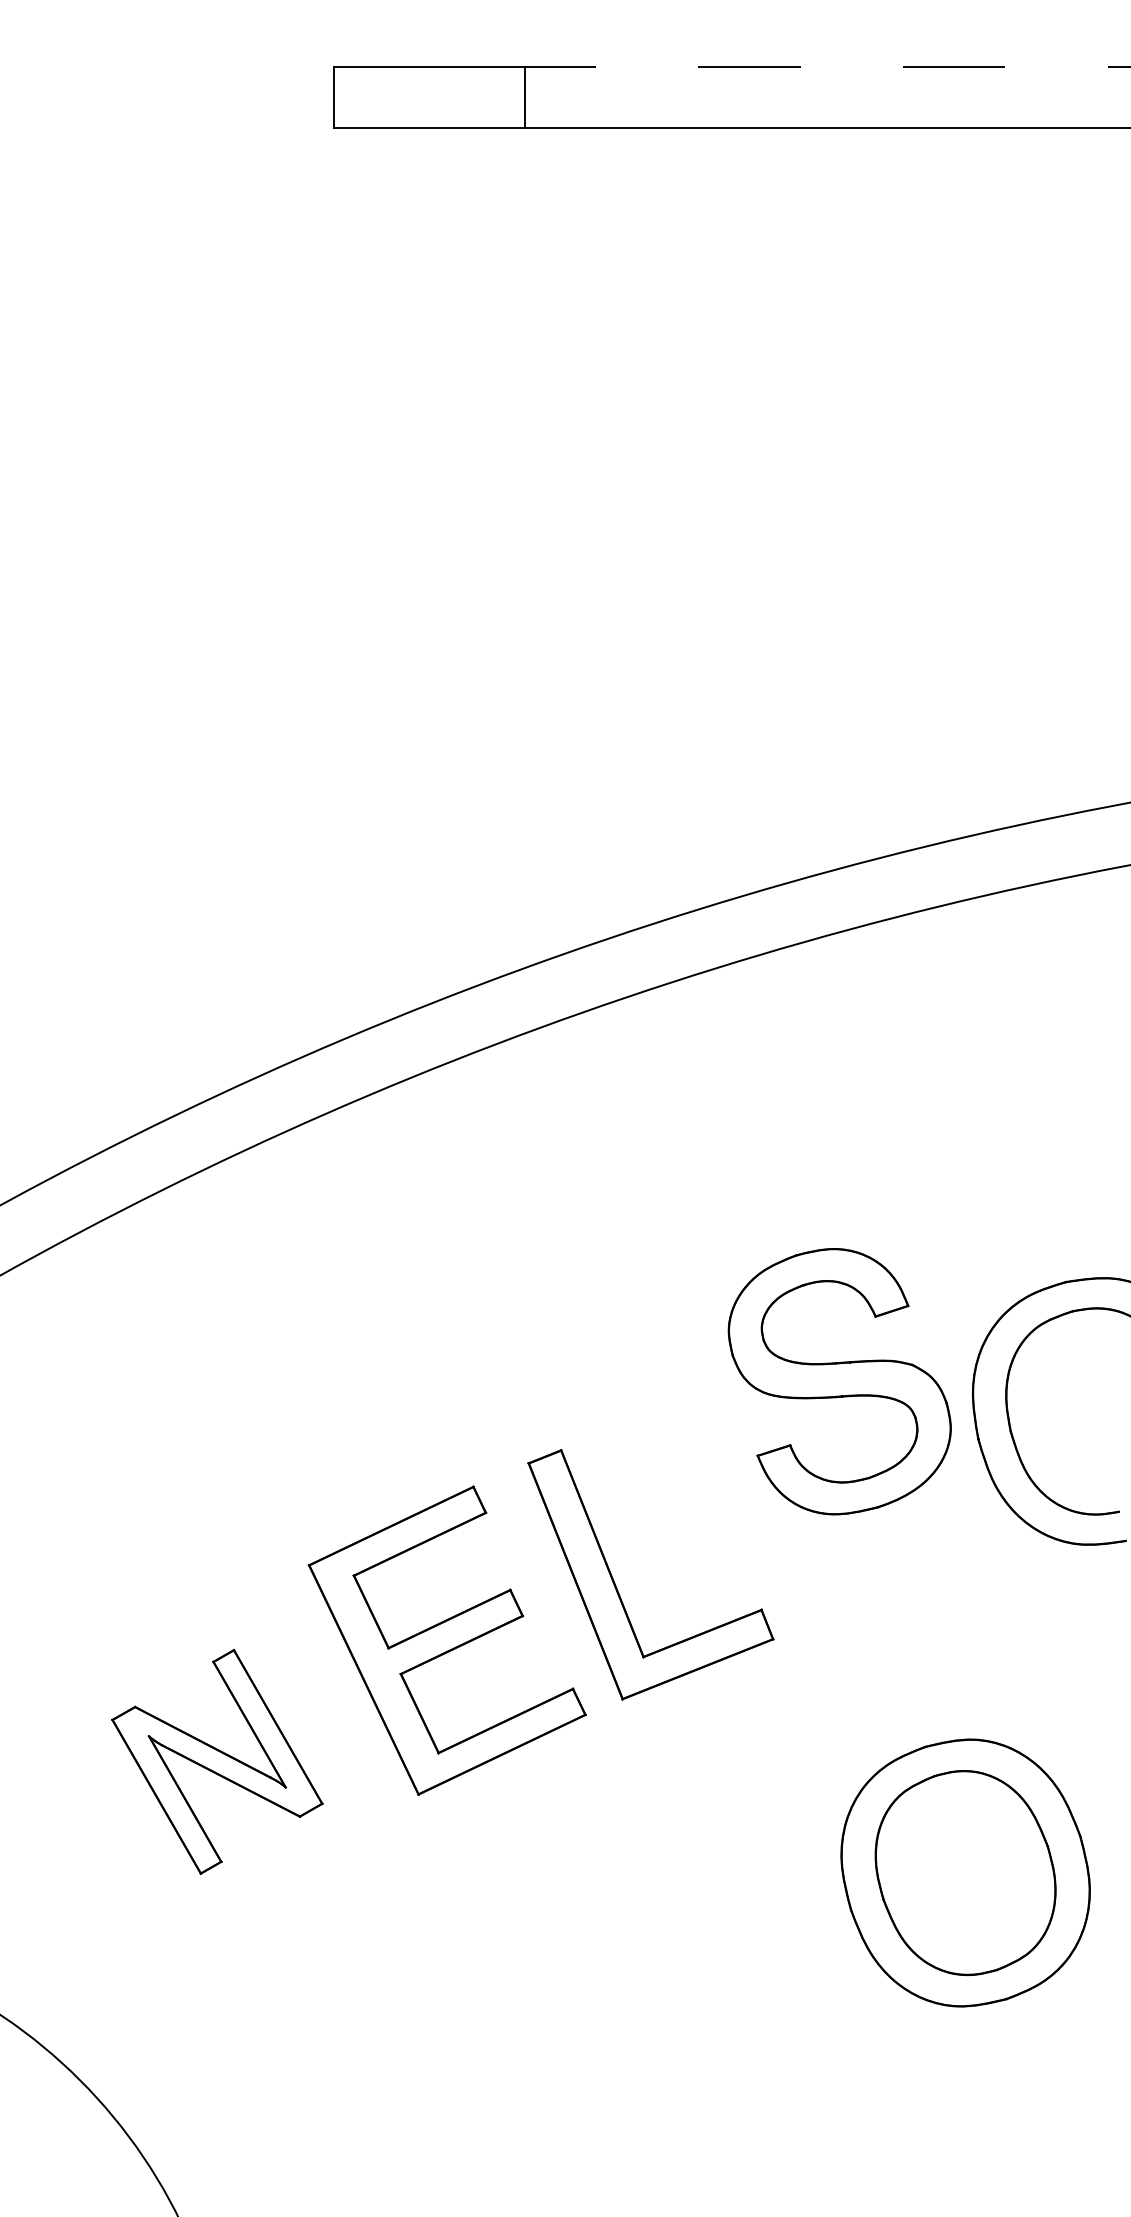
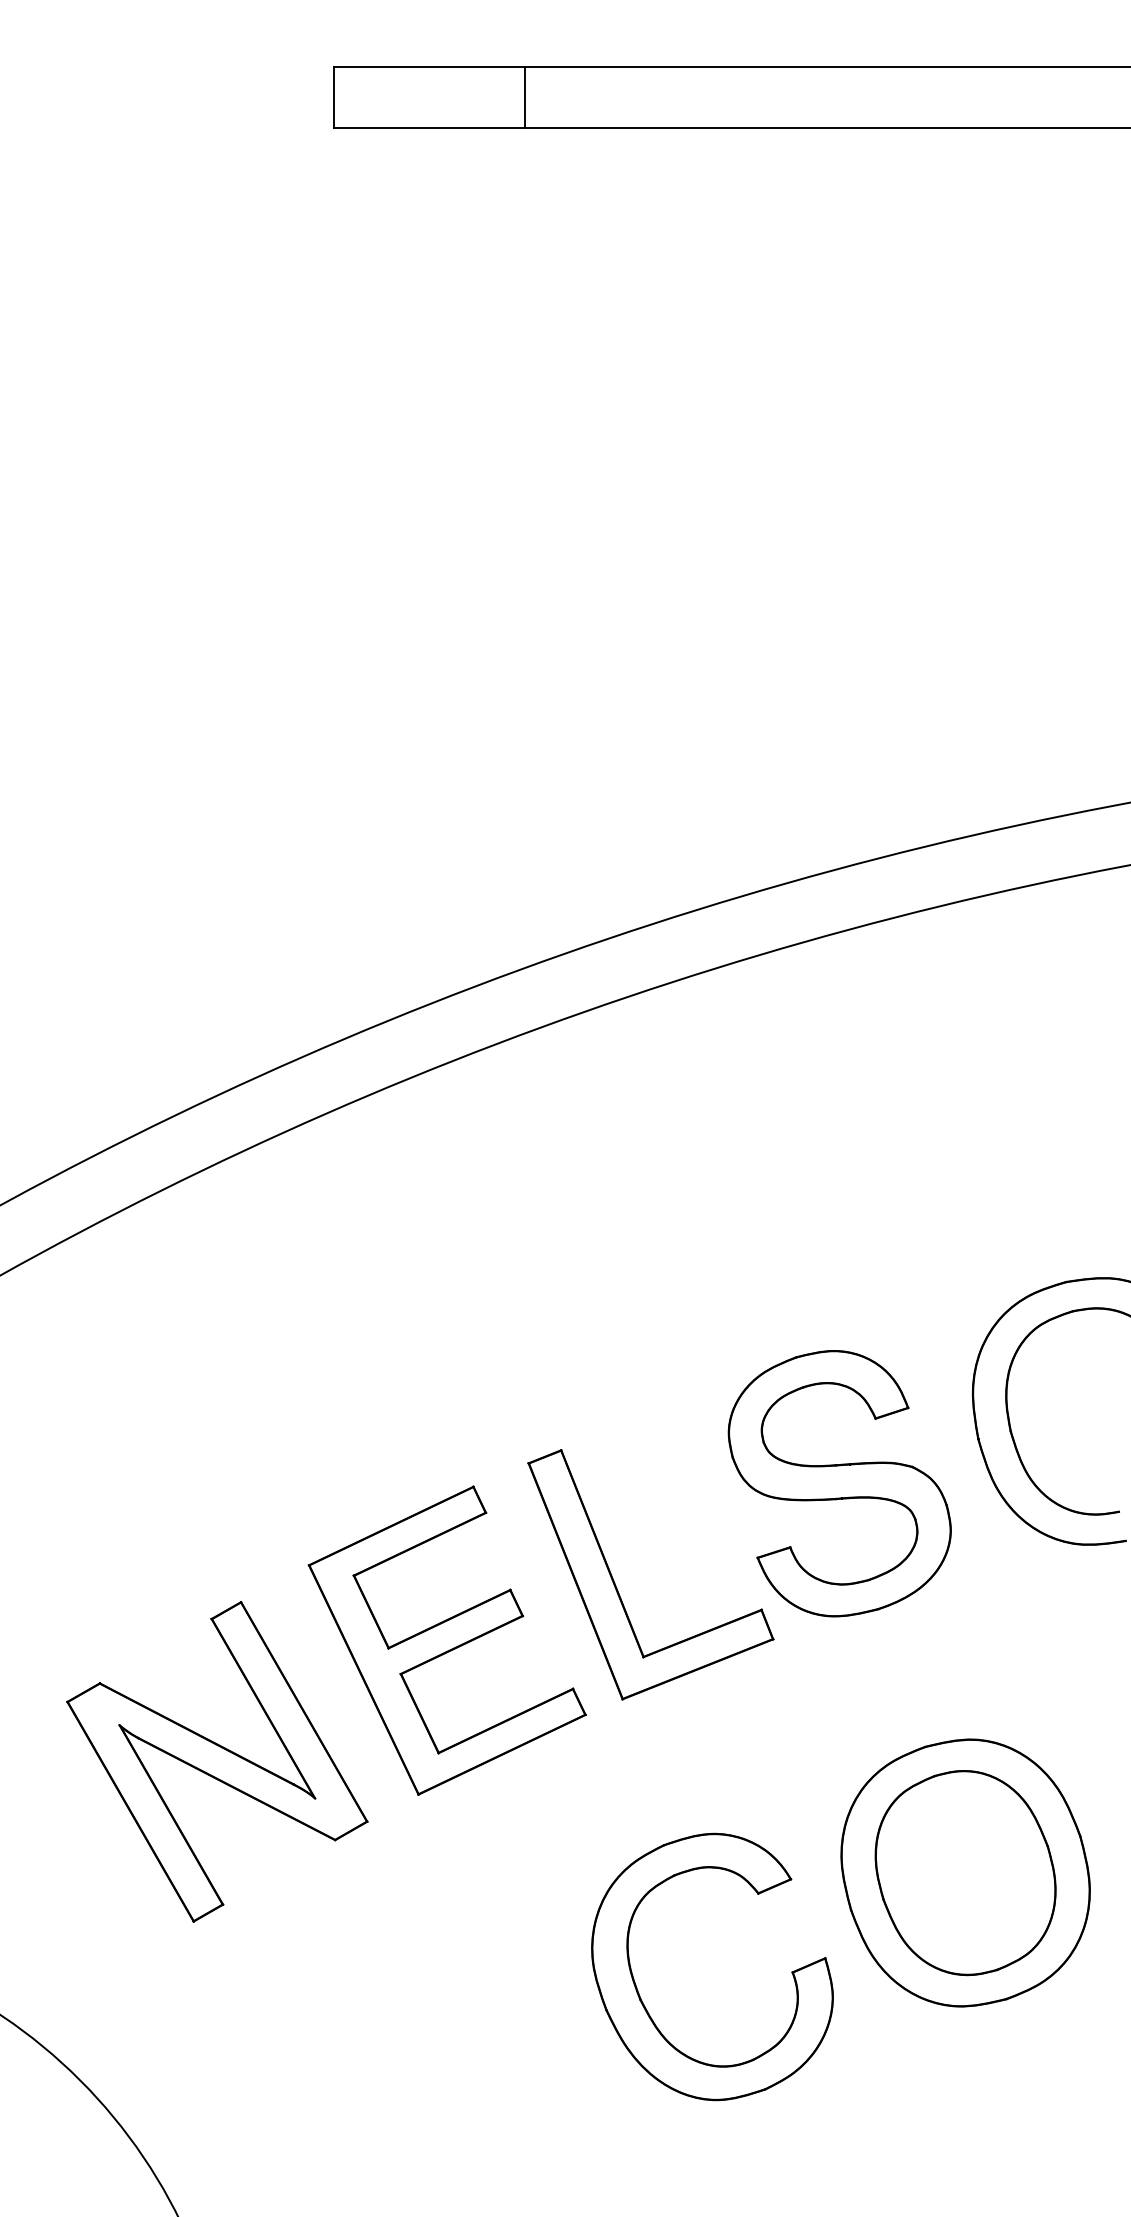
line: dashed -> solid (828, 66)
part position: (839, 1381) -> (839, 1483) (839, 1483)
part size: 213x227 px -> 303x322 px (217, 1761)
part: none -> present (640, 1995)
